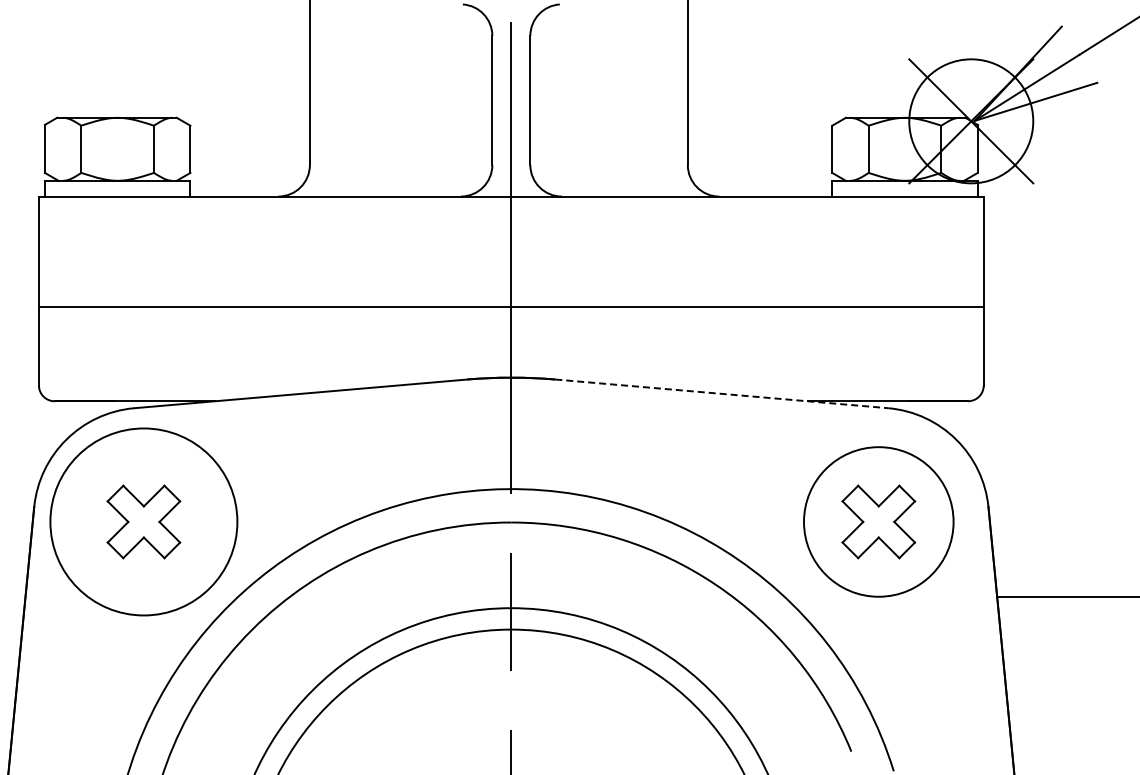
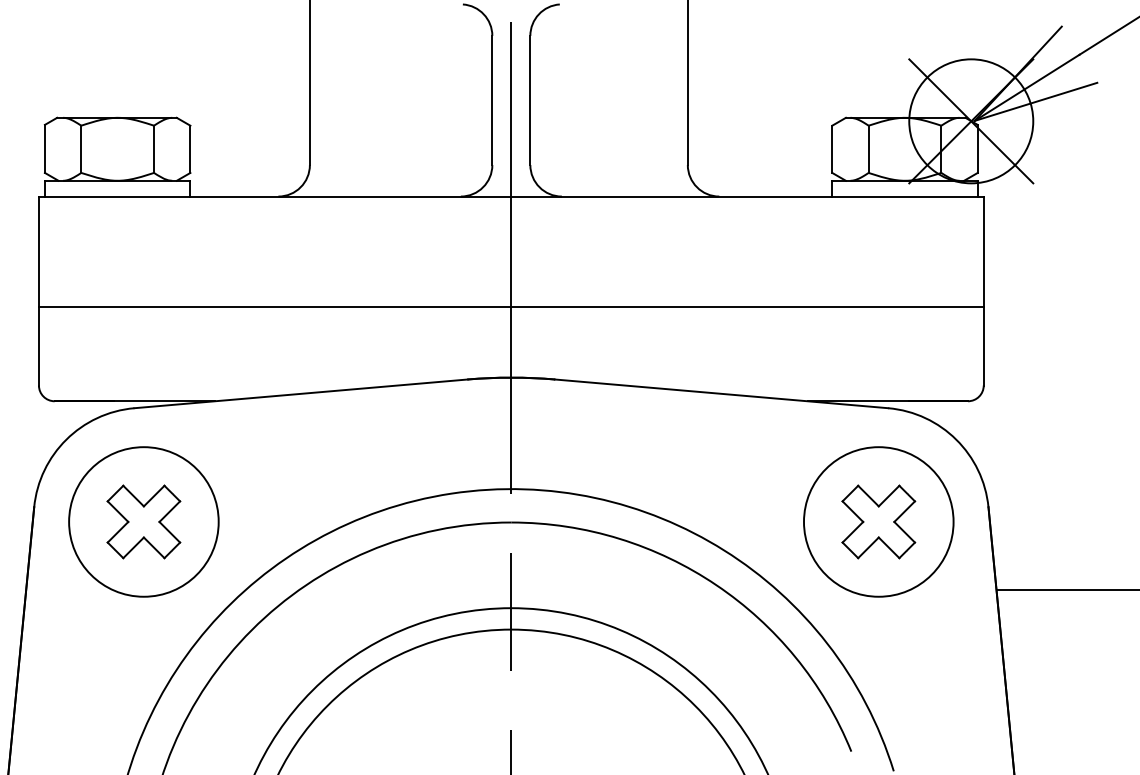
line: dashed -> solid (722, 393)
circle diameter: 187 px -> 150 px (143, 521)
line position: (1066, 597) -> (1066, 590) (1066, 590)
